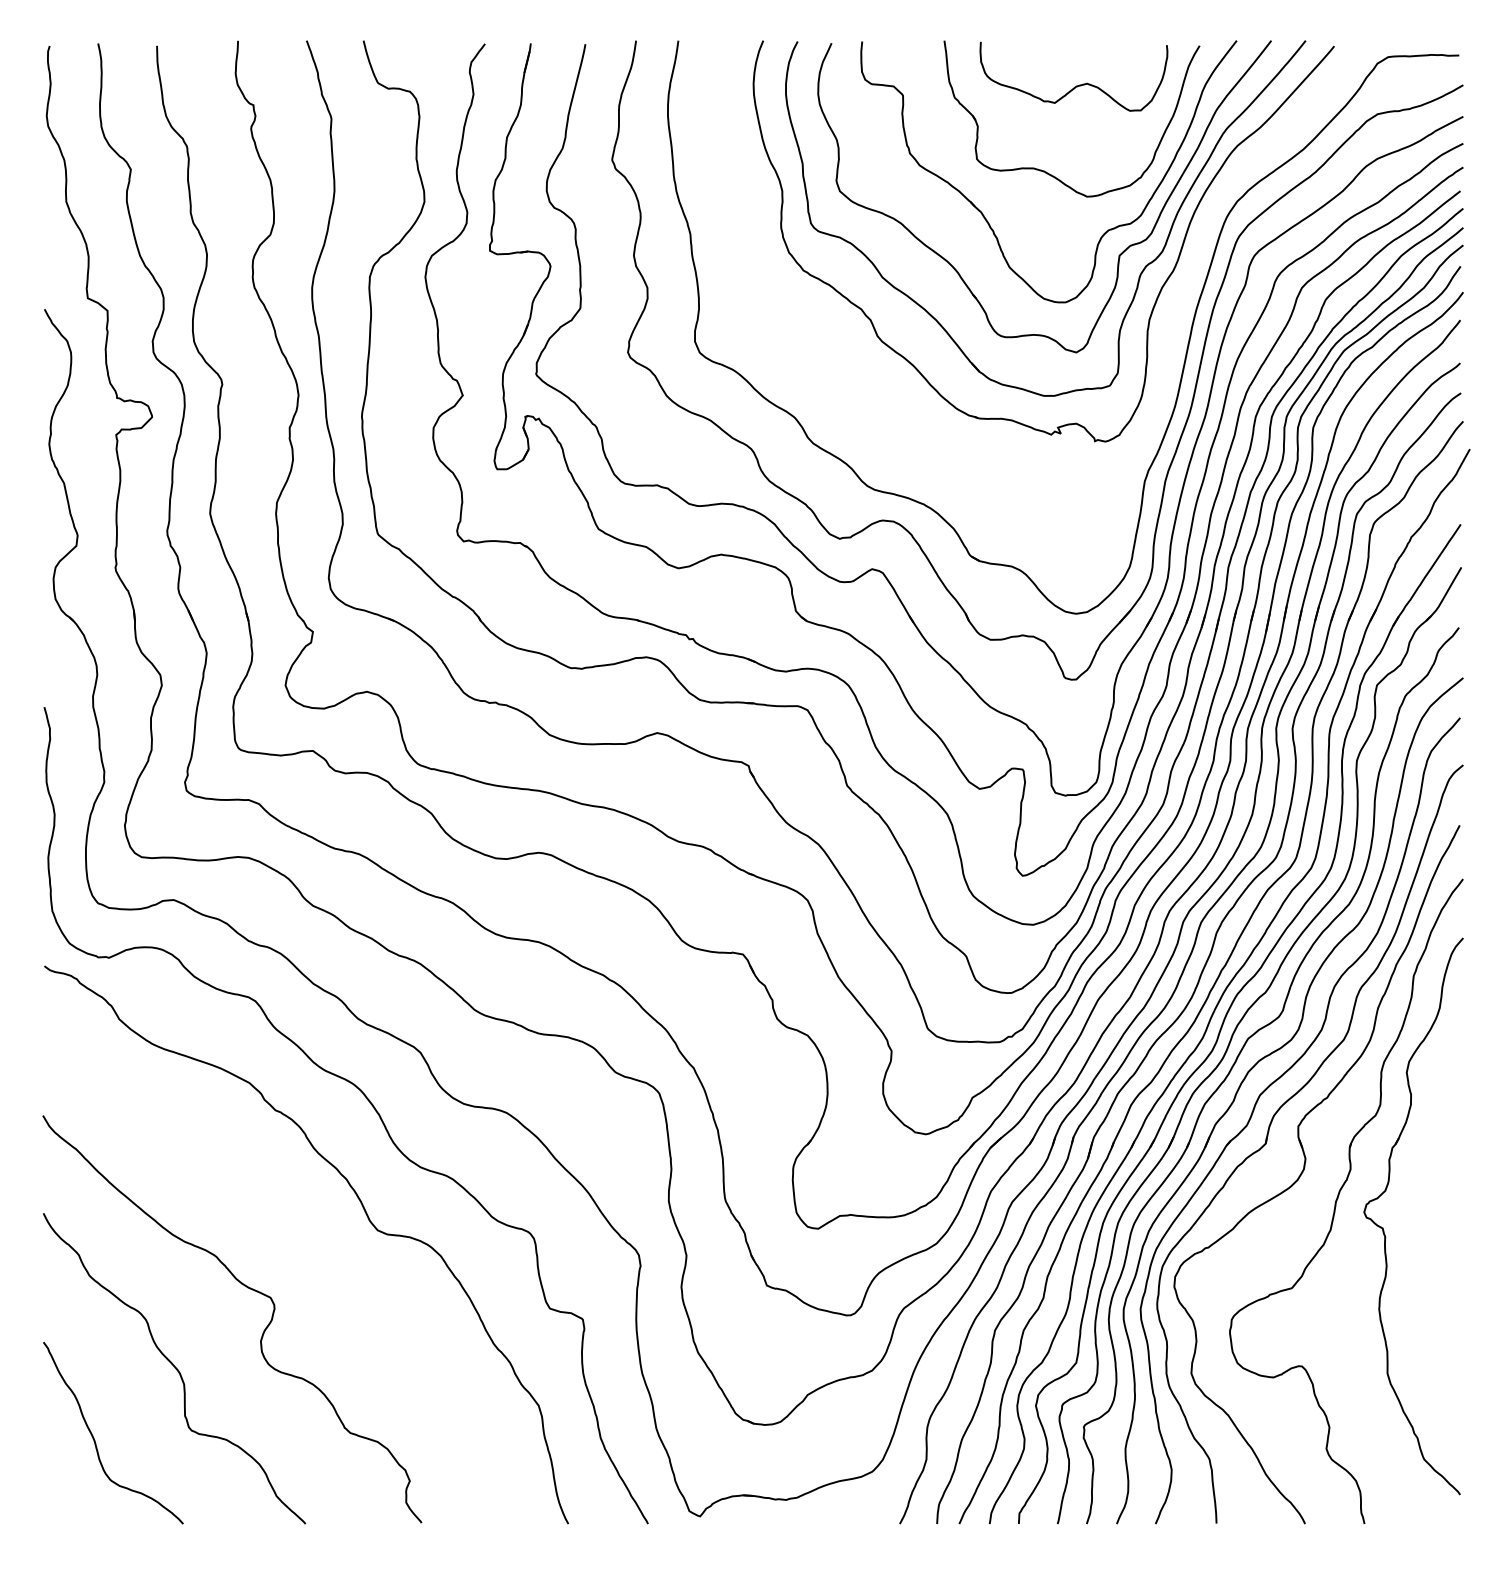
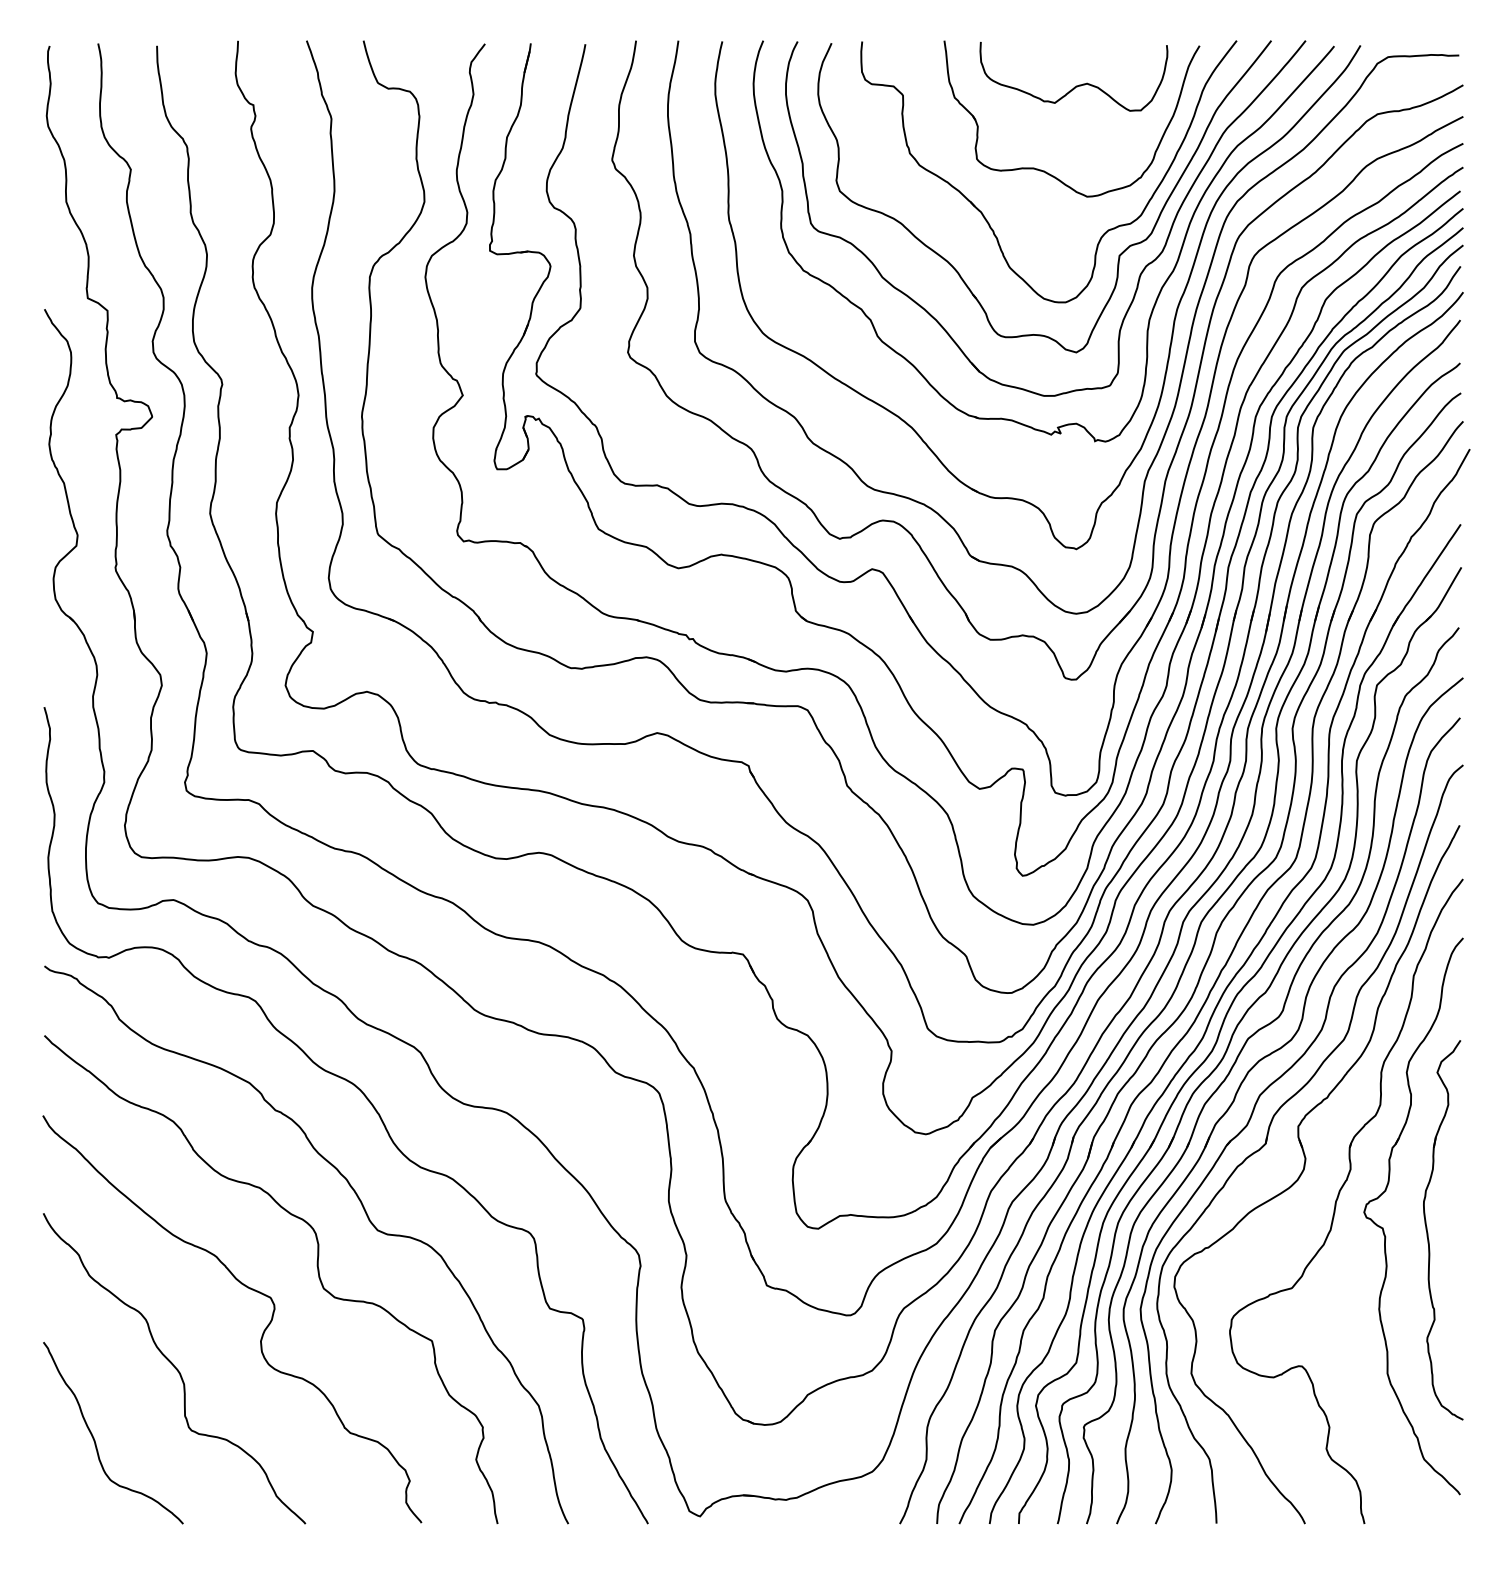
part: none -> present (1173, 319)
part: none -> present (1428, 1232)
curve: none -> present (317, 1272)
